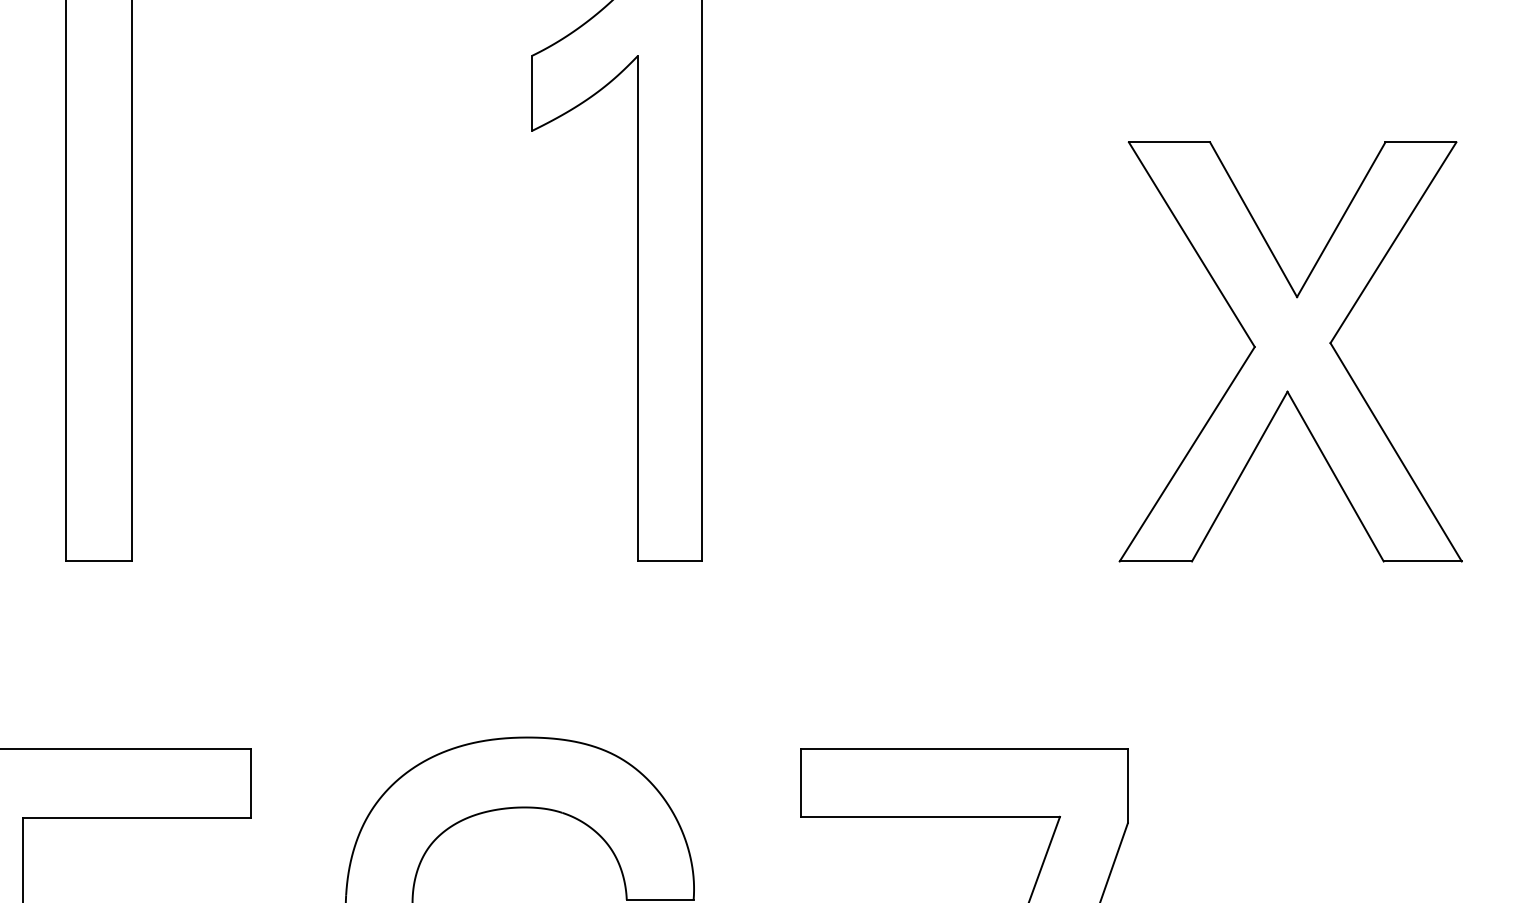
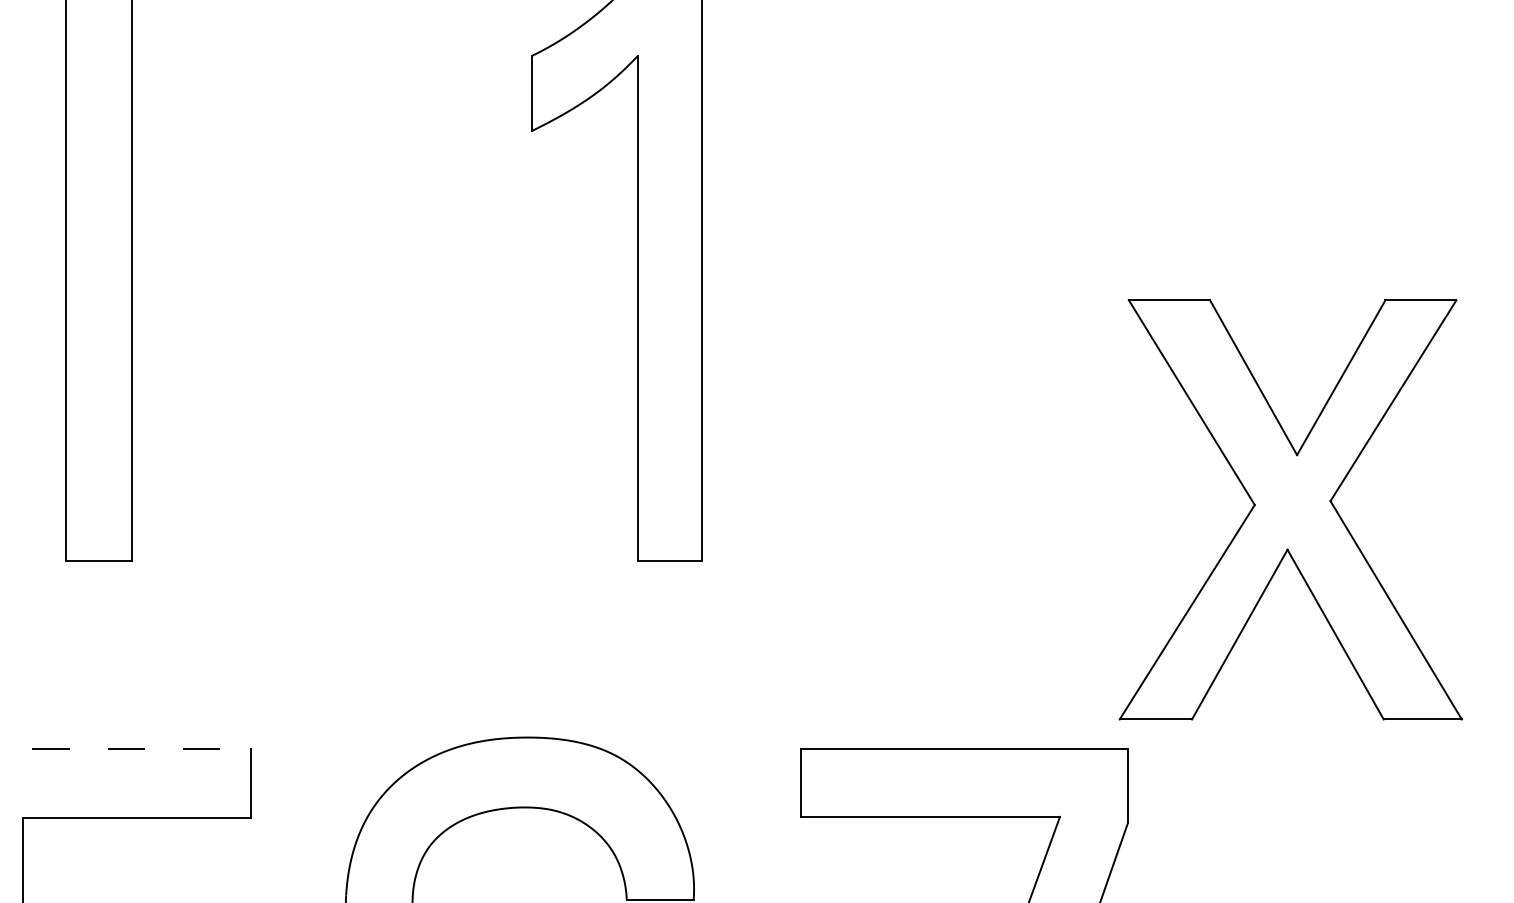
part position: (1290, 351) -> (1290, 509) (1290, 509)
line: solid -> dashed (125, 749)
